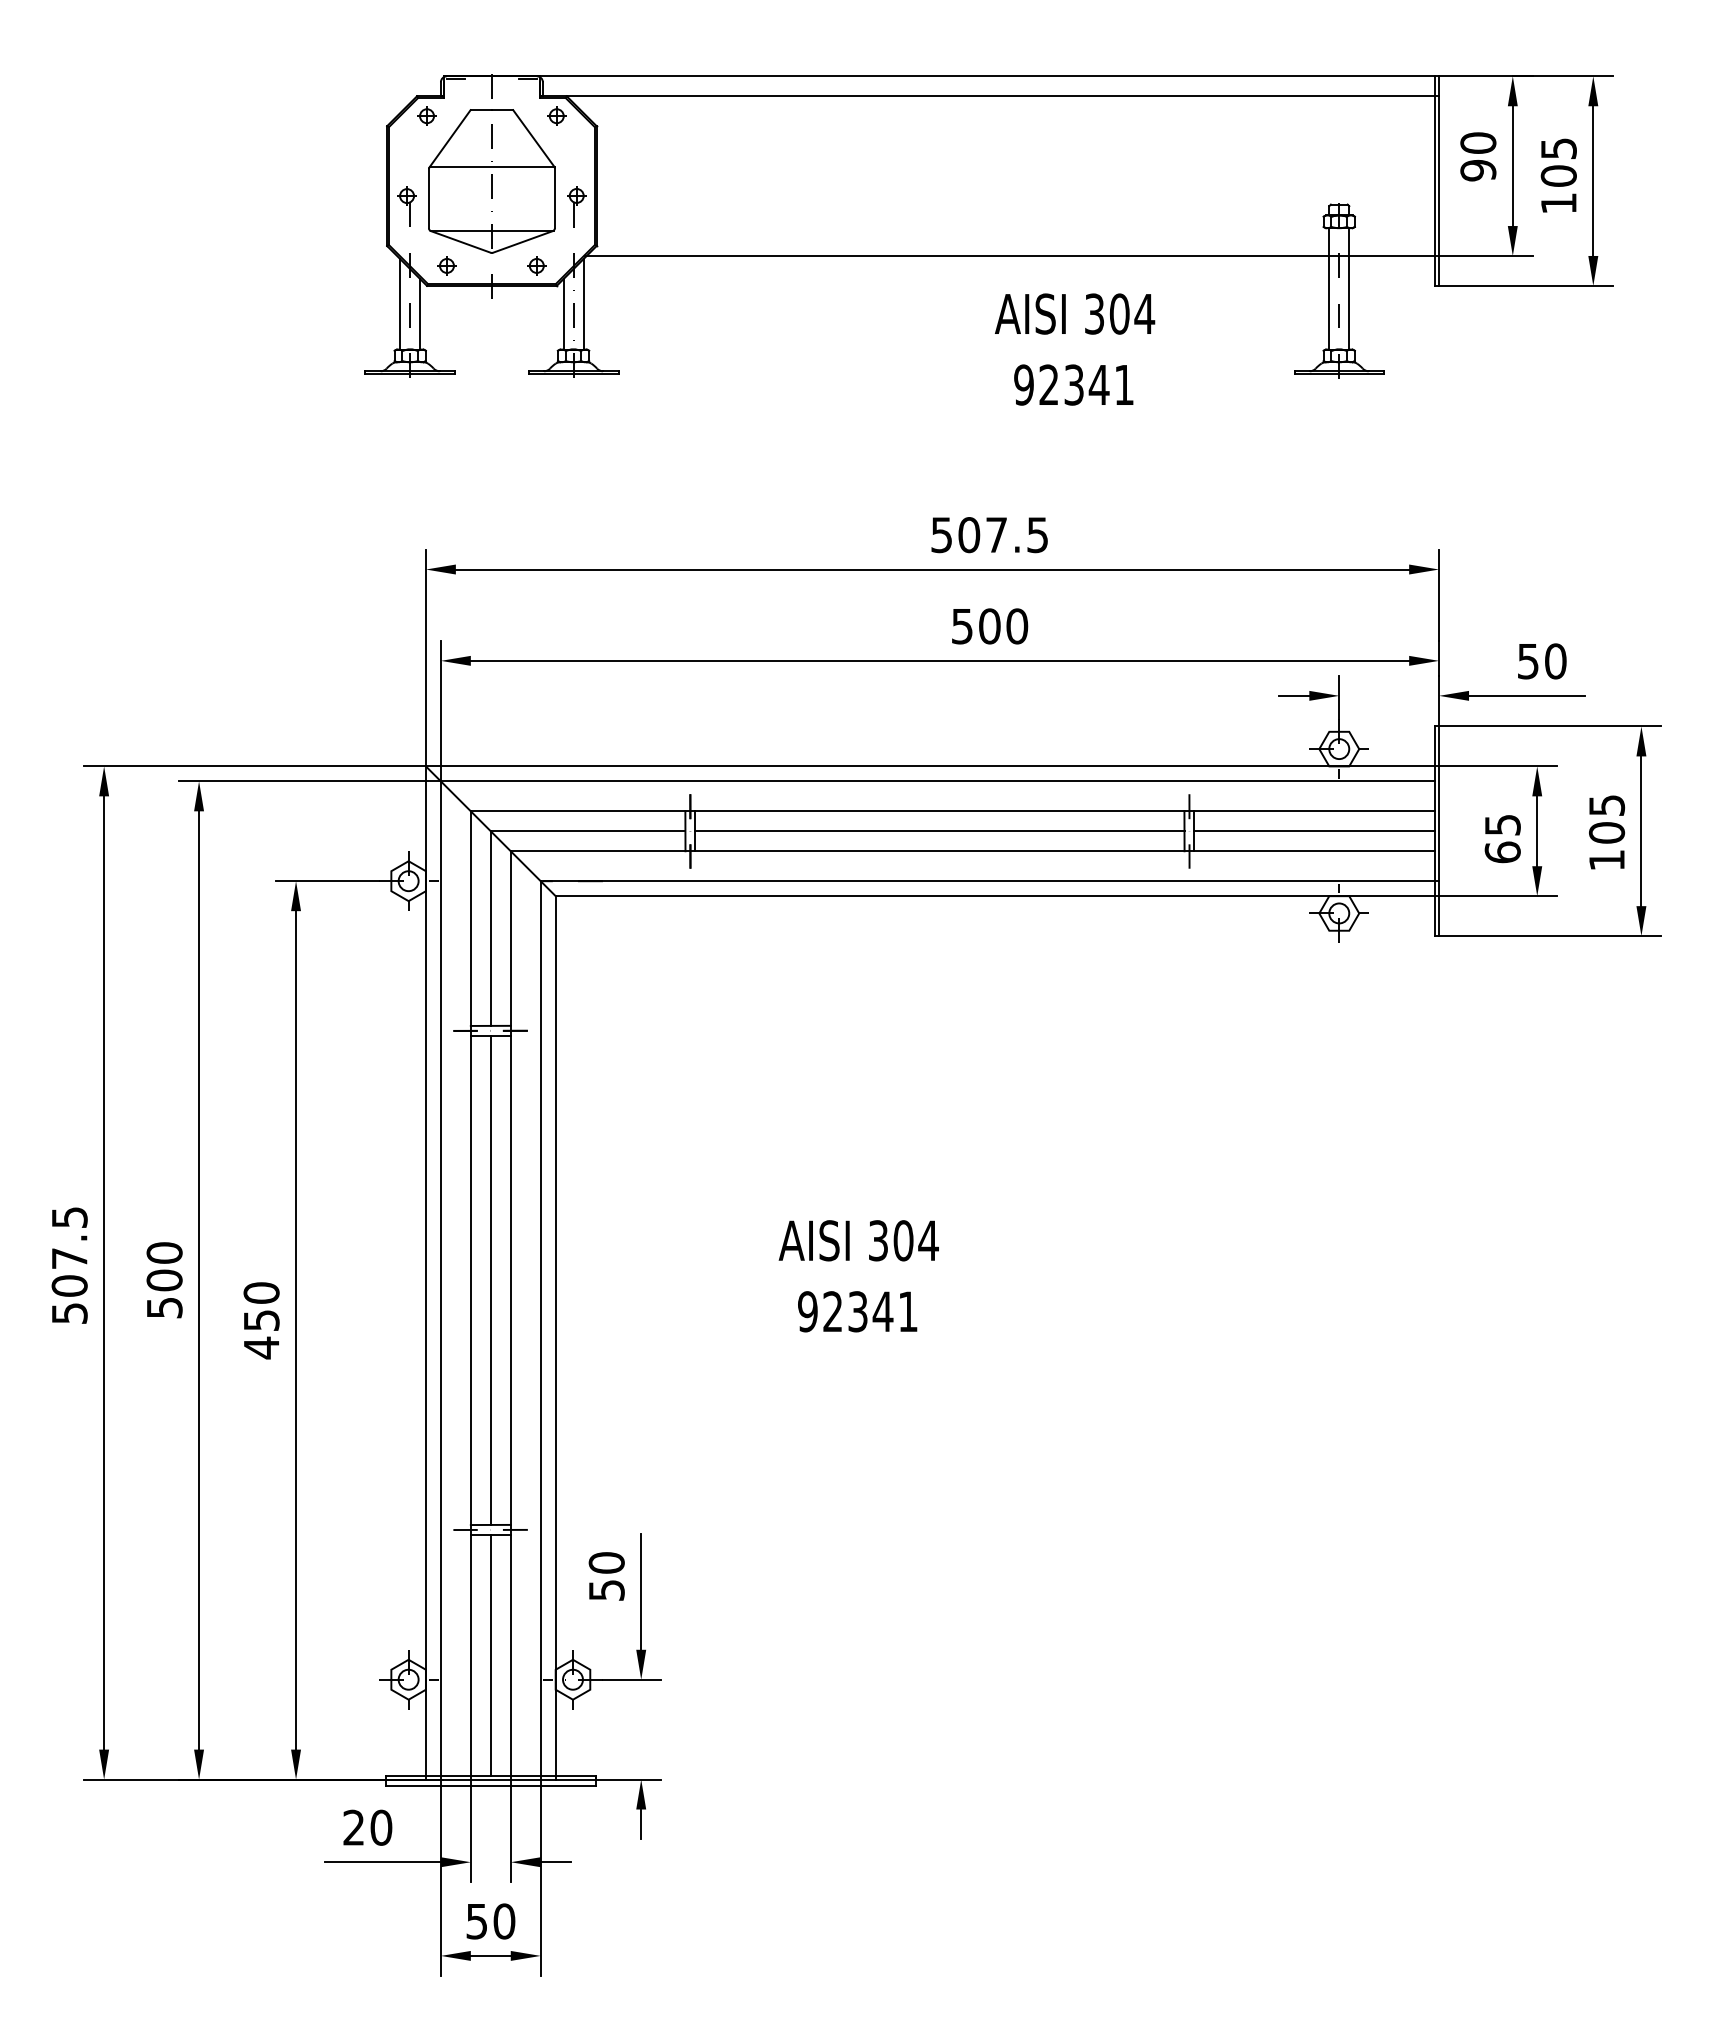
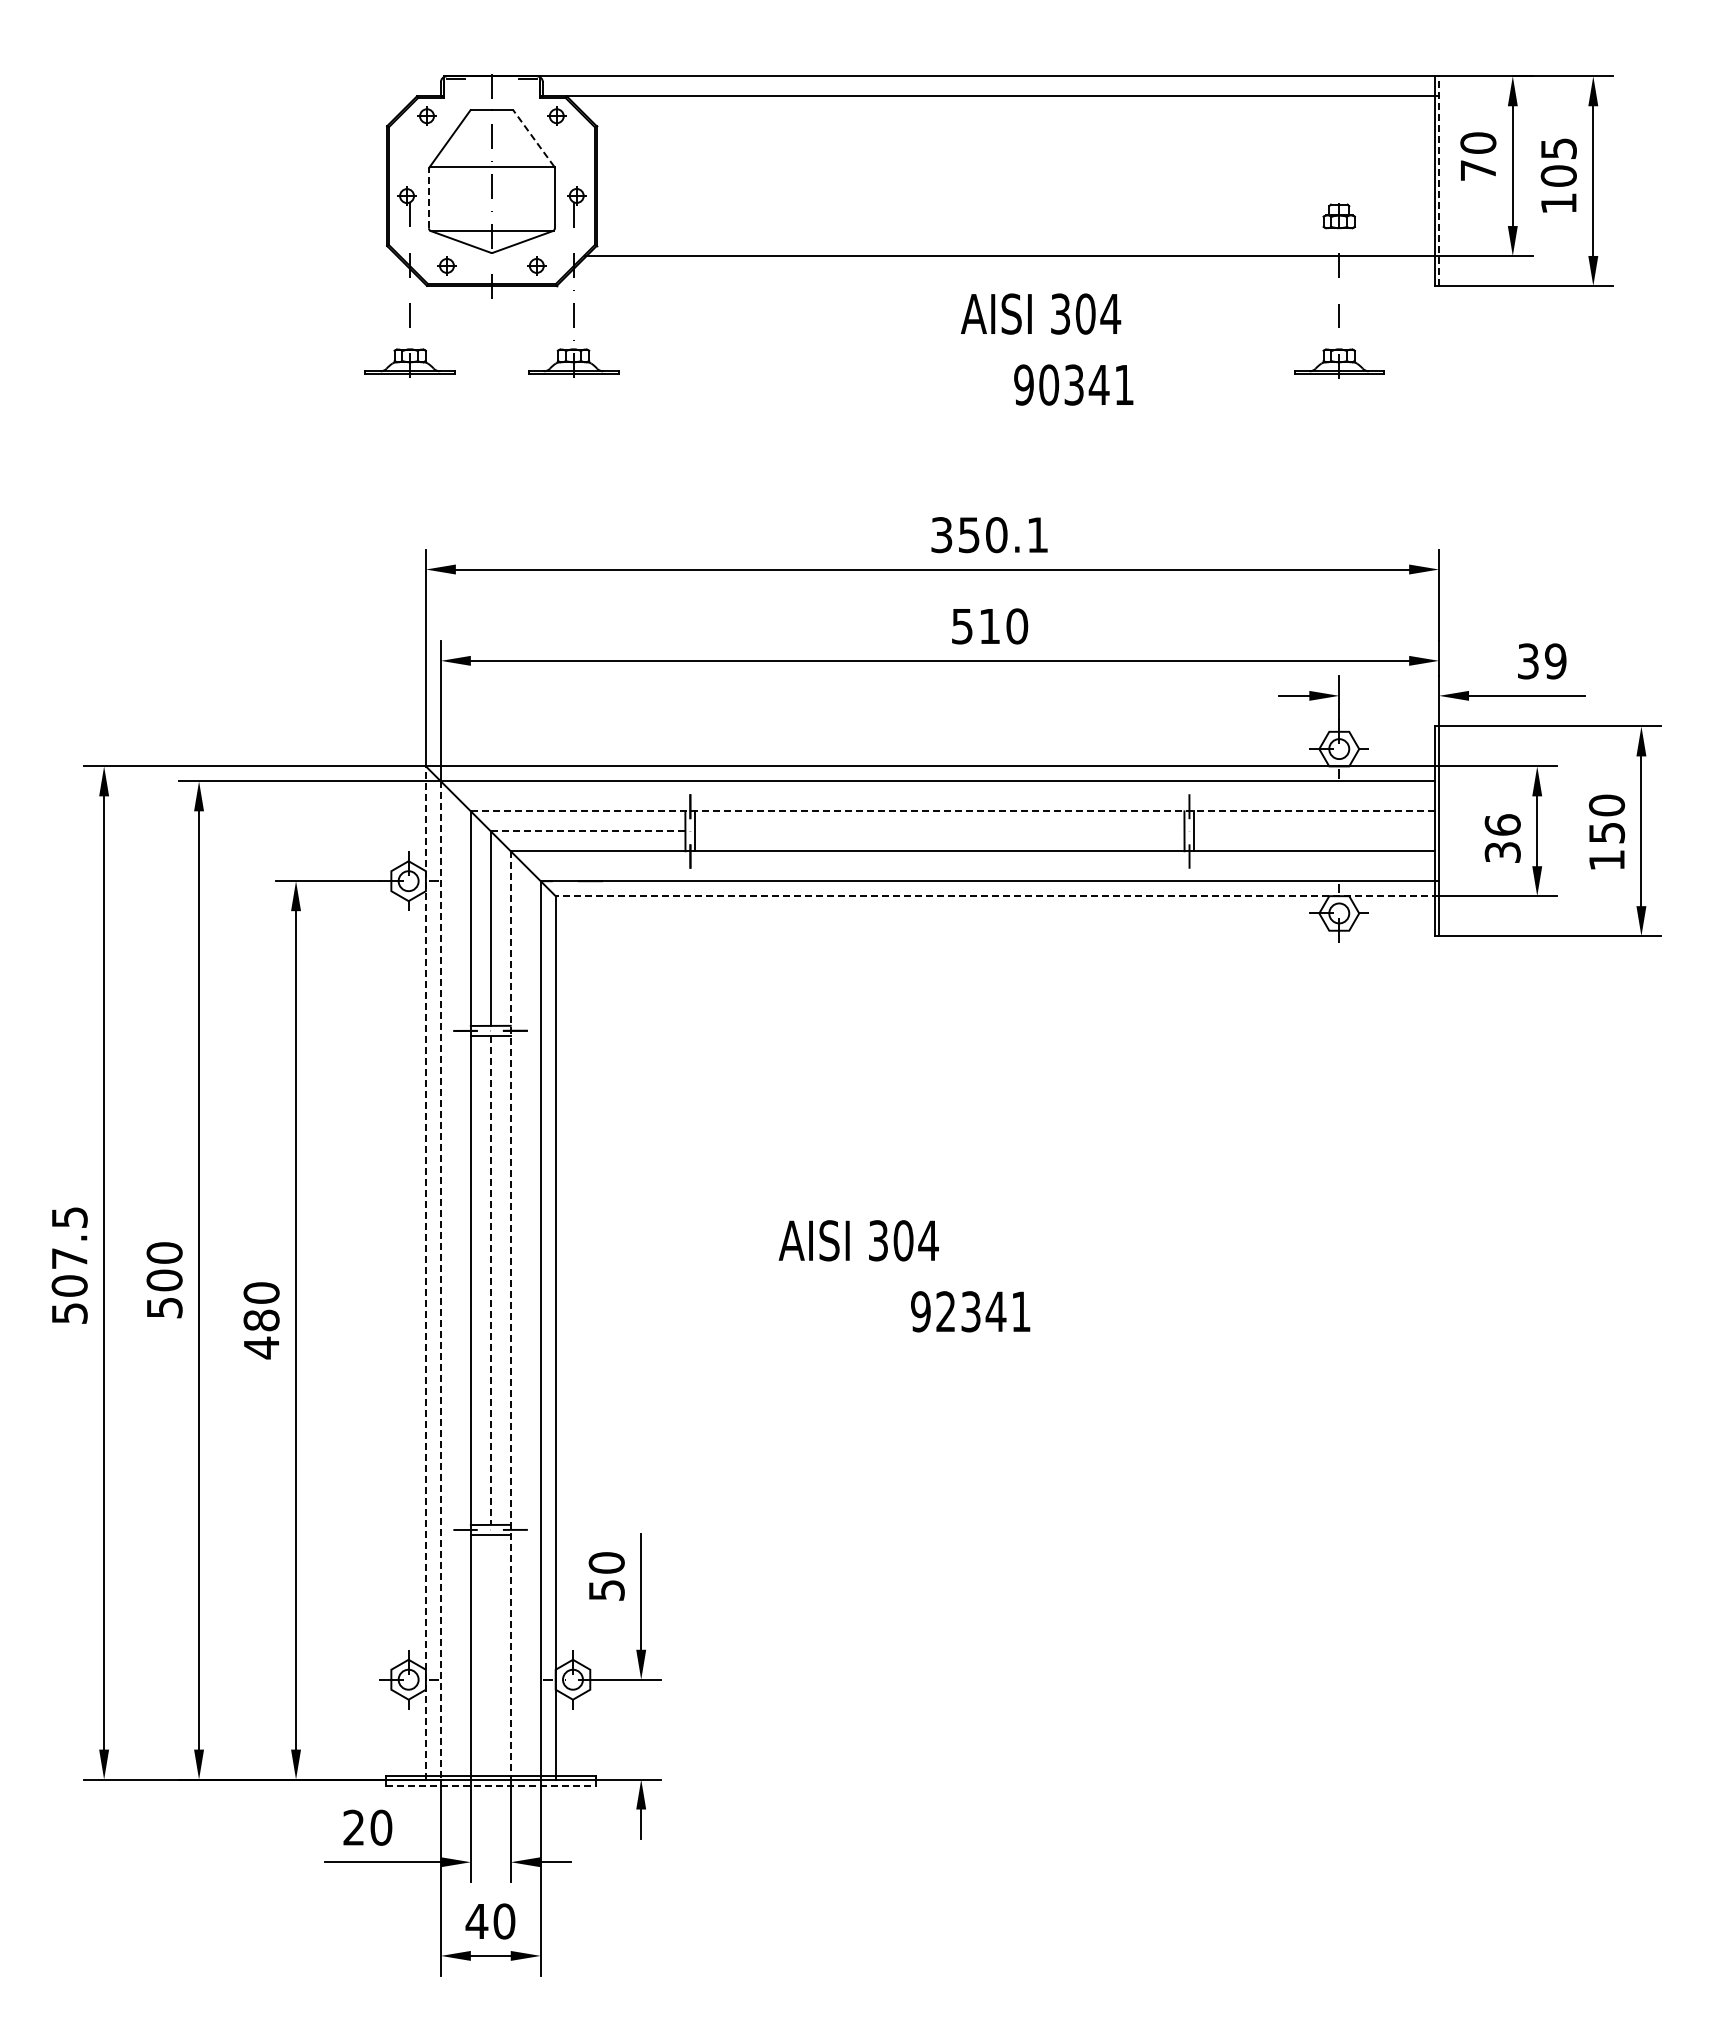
line: solid -> dashed (533, 138)
text: 90 -> 70 (1478, 170)
line: solid -> dashed (1439, 181)
line: solid -> dashed (428, 198)
line: present -> none (1329, 288)
line: present -> none (1349, 288)
line: present -> none (400, 304)
line: present -> none (583, 304)
text position: (1075, 313) -> (1041, 313) (1041, 313)
line: present -> none (420, 314)
line: present -> none (563, 314)
text: 92341 -> 90341 (1049, 384)
text: 507.5 -> 350.1 (989, 535)
text: 500 -> 510 (989, 626)
text: 50 -> 39 (1542, 661)
line: solid -> dashed (953, 811)
text: 105 -> 150 (1607, 818)
line: solid -> dashed (588, 831)
line: present -> none (939, 831)
line: present -> none (1314, 831)
text: 65 -> 36 (1502, 838)
line: solid -> dashed (997, 896)
line: solid -> dashed (425, 1272)
line: solid -> dashed (440, 1280)
line: solid -> dashed (490, 1280)
text position: (857, 1311) -> (970, 1311) (970, 1311)
line: solid -> dashed (510, 1313)
text: 450 -> 480 (261, 1320)
line: present -> none (490, 1654)
line: solid -> dashed (490, 1785)
text: 50 -> 40 (476, 1921)
